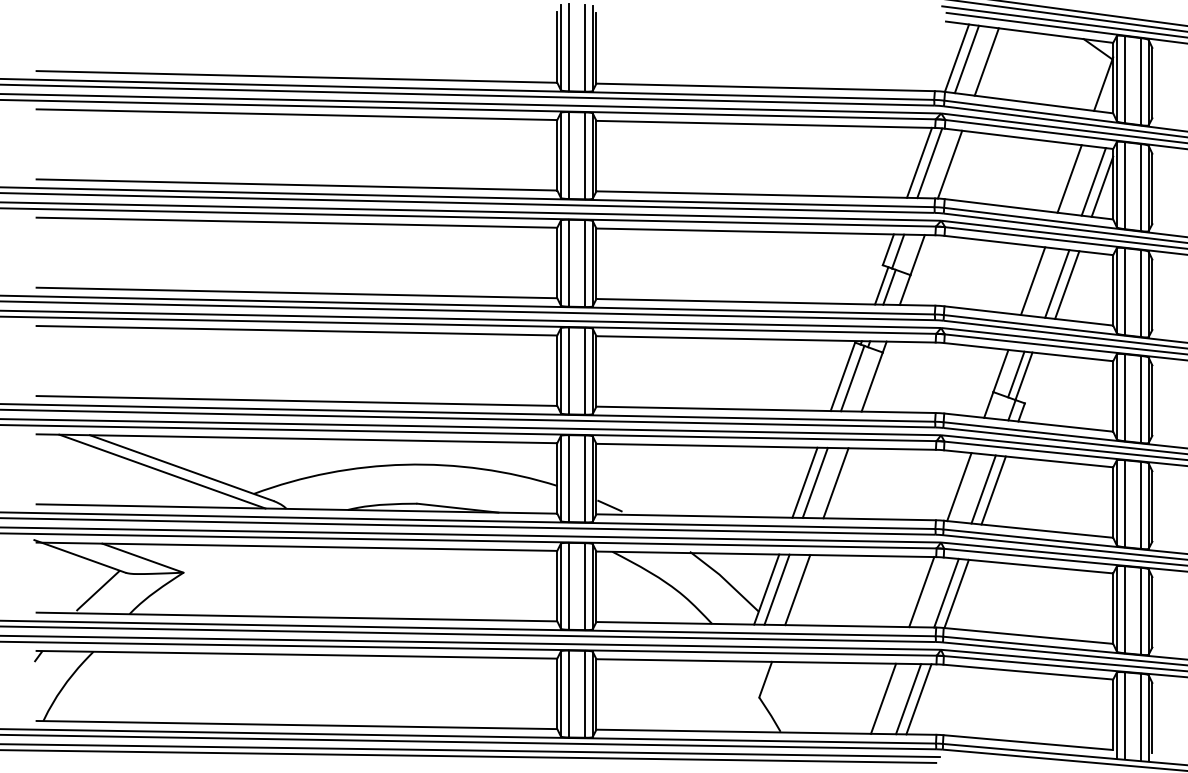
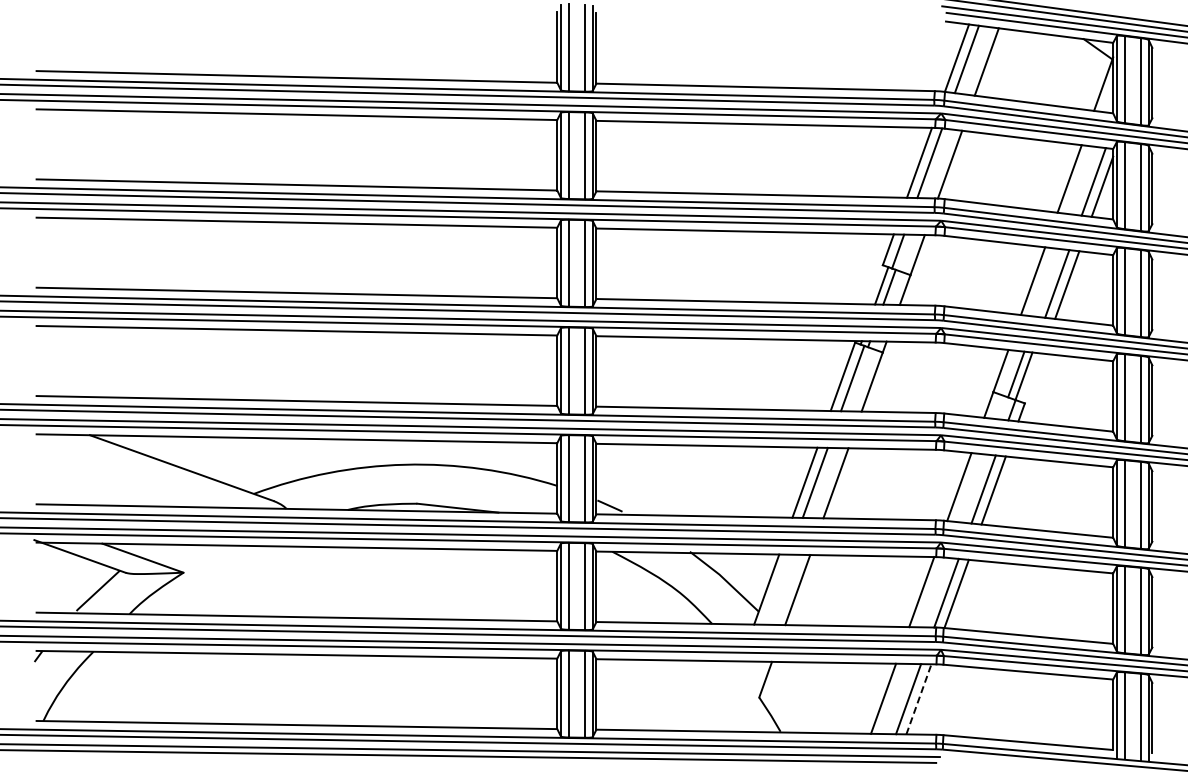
line: present -> none (162, 471)
line: present -> none (776, 589)
line: solid -> dashed (919, 698)
